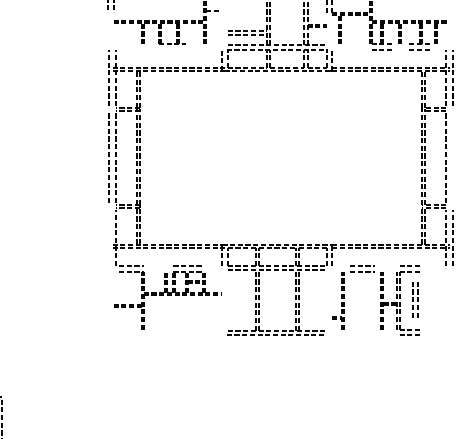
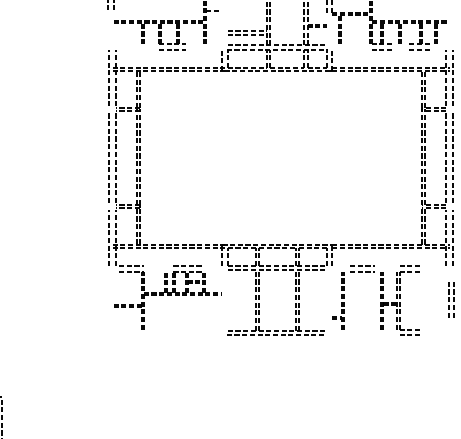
line: none -> present (171, 49)
line: none -> present (452, 157)
line: none -> present (109, 237)
part position: (415, 299) -> (451, 299) (451, 299)
